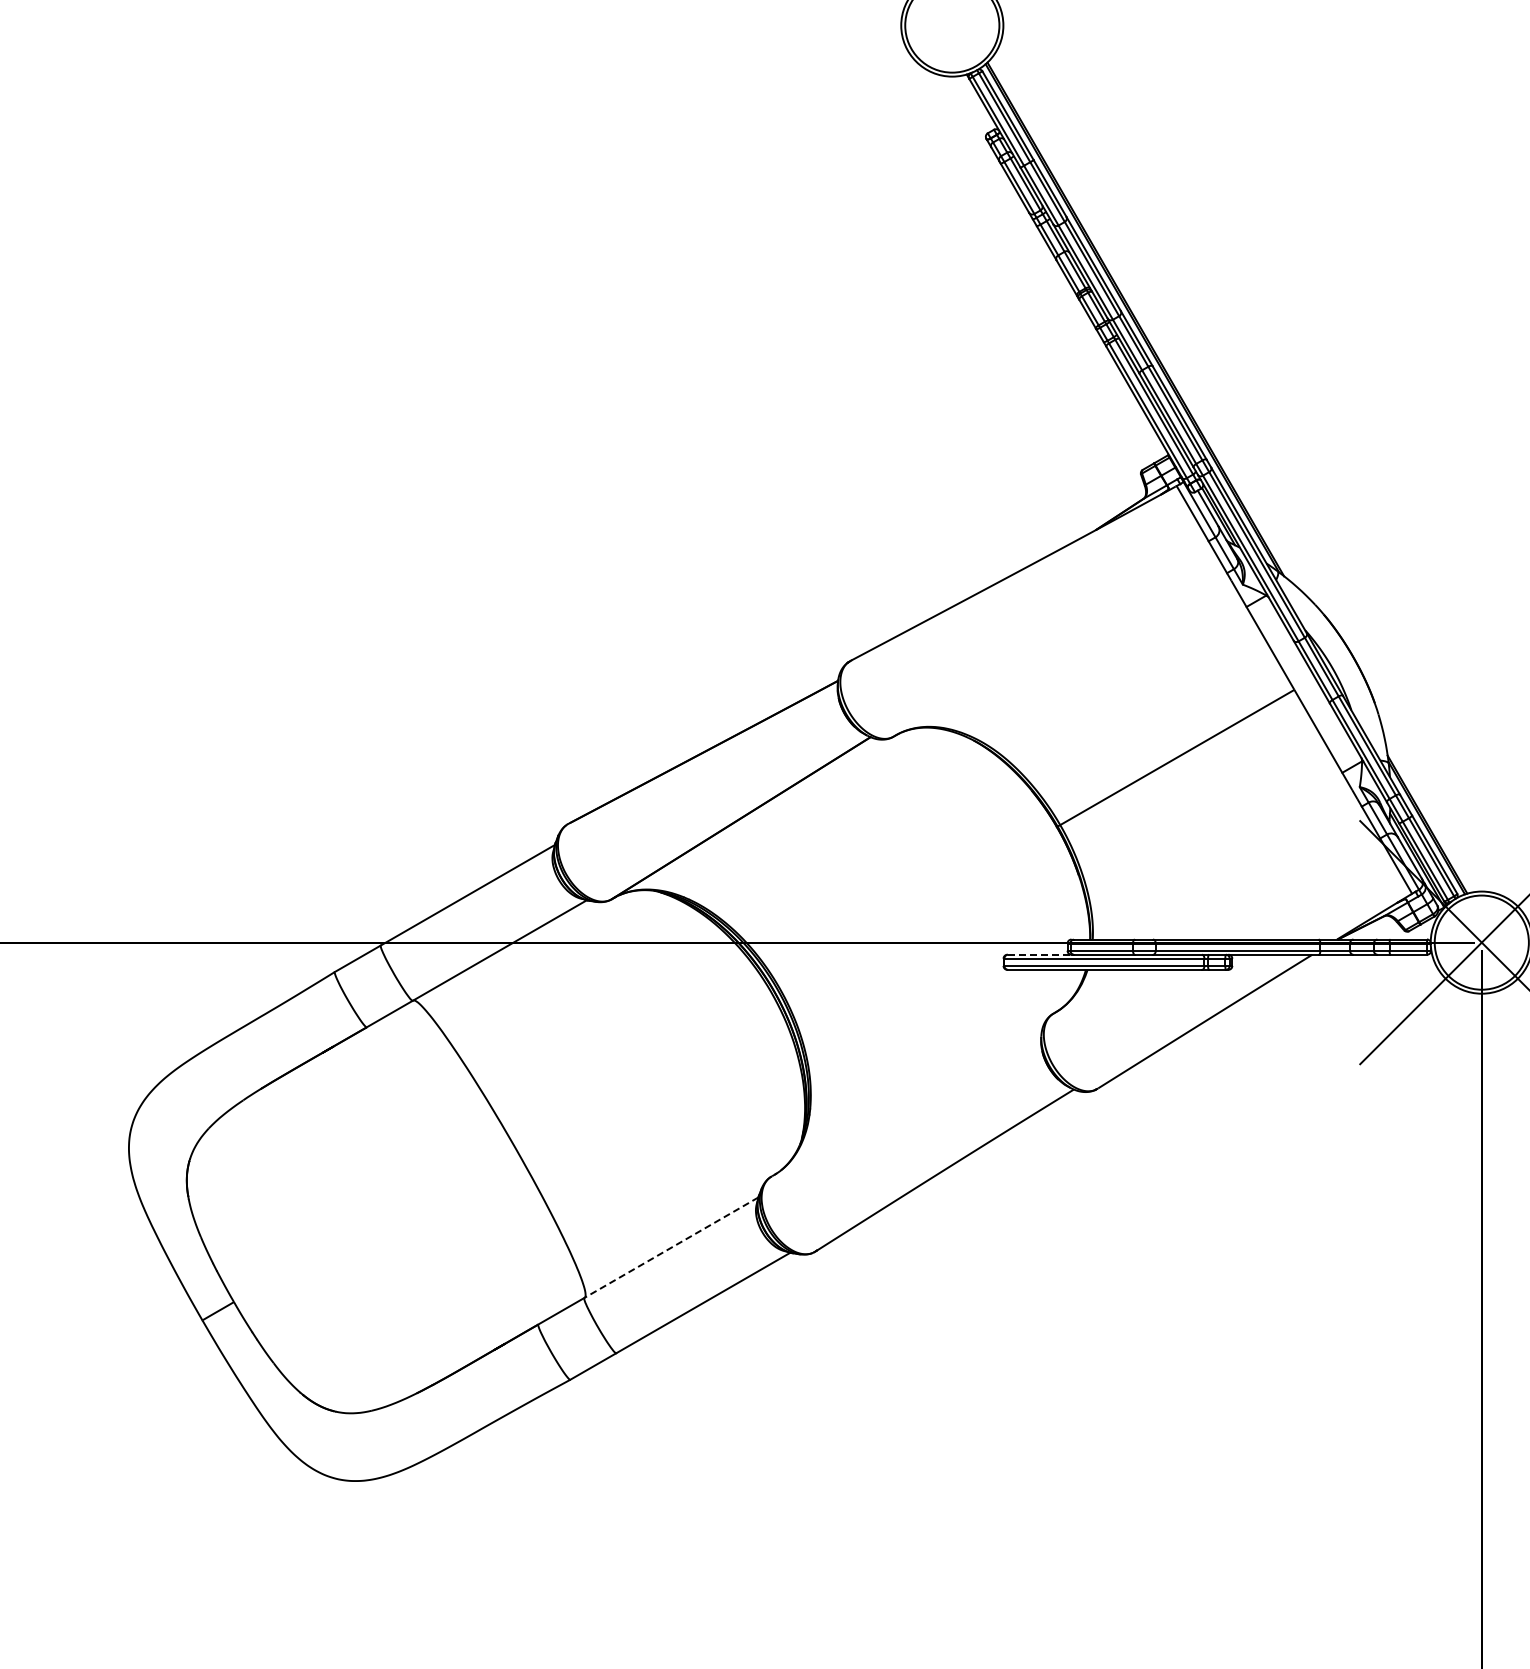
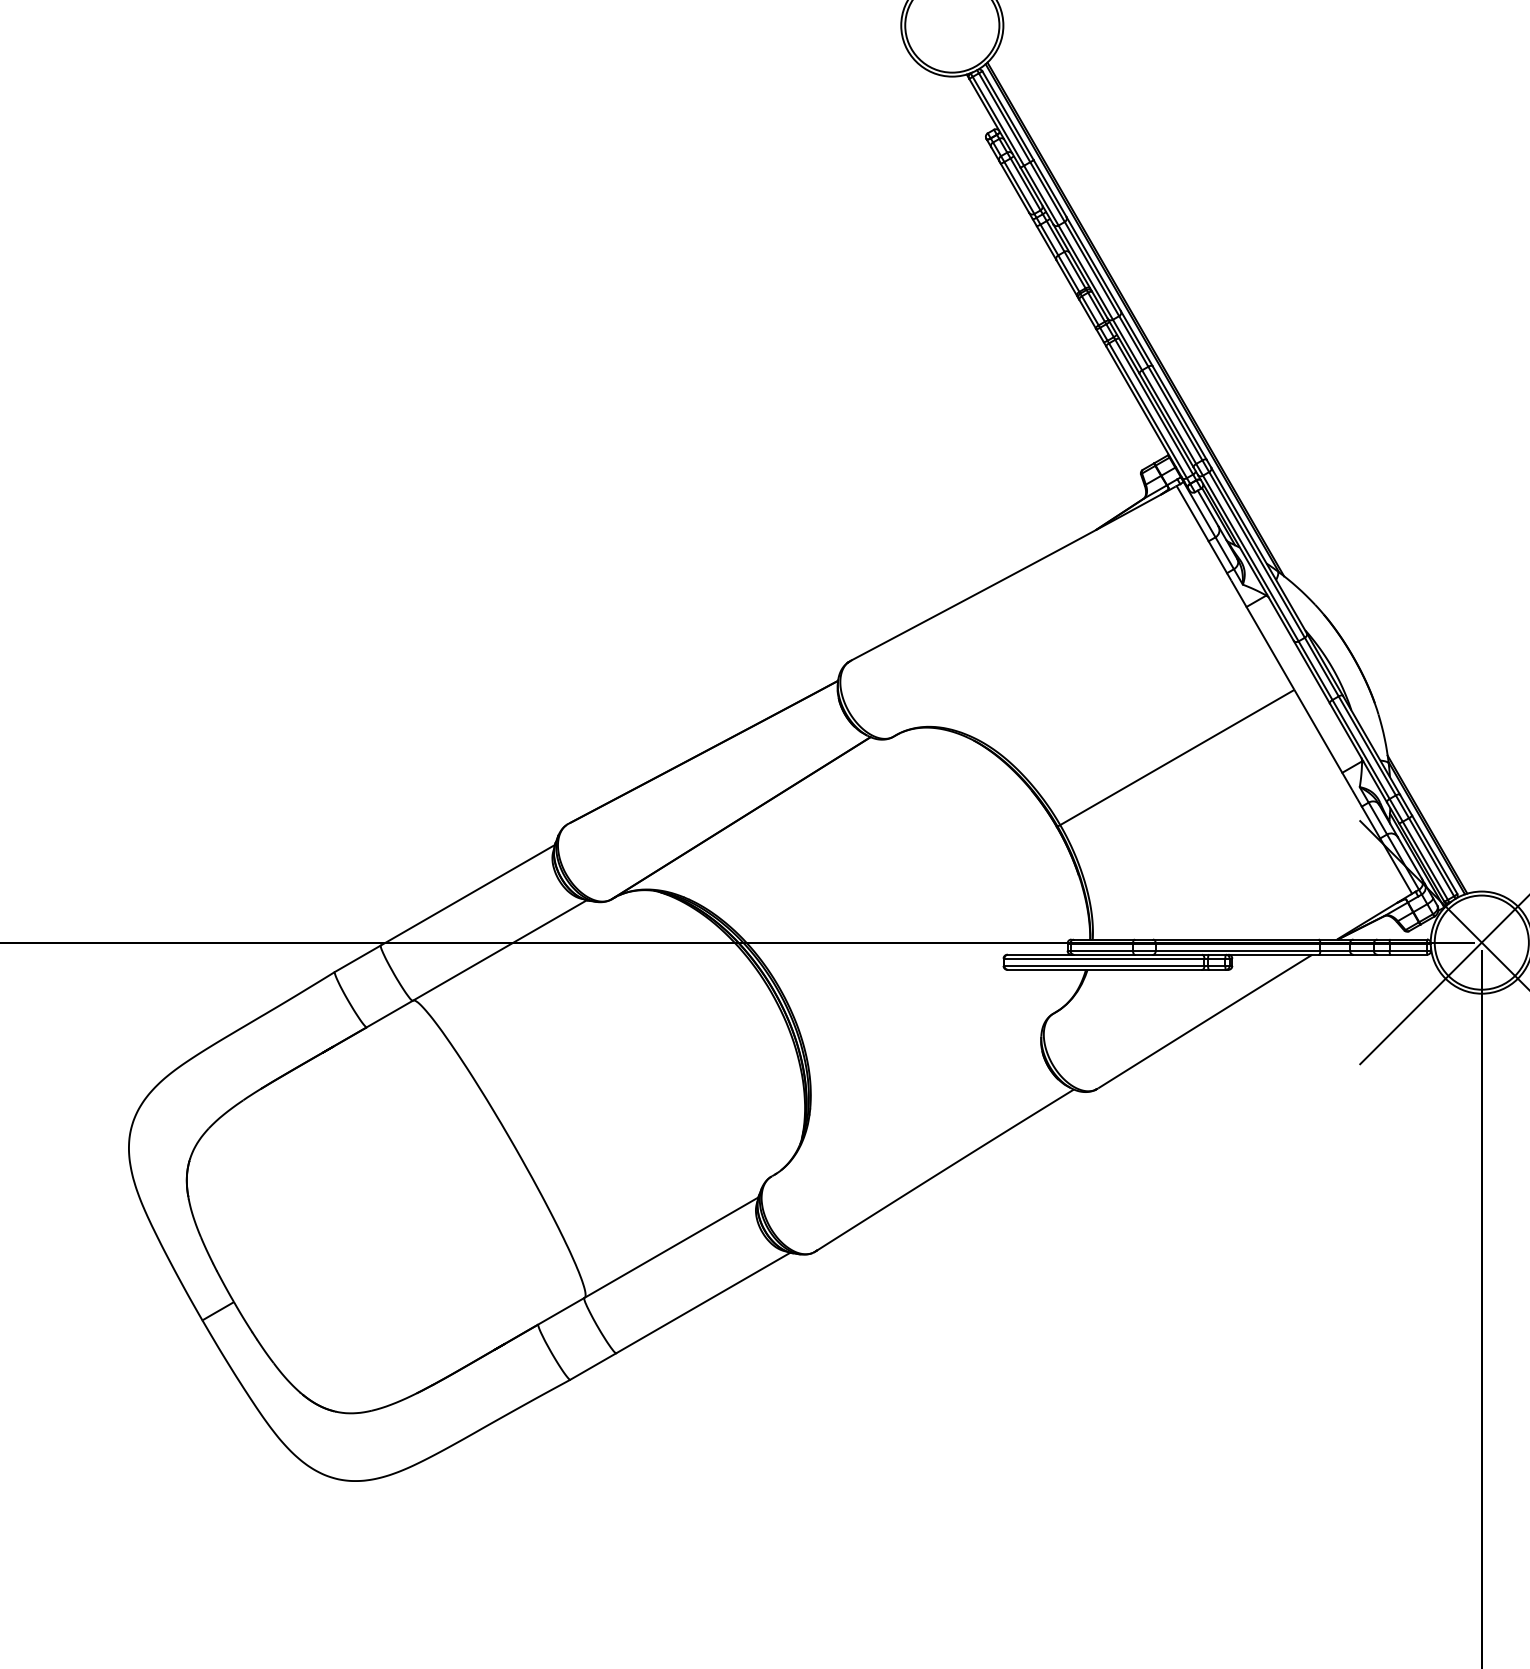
line: dashed -> solid (1039, 954)
line: dashed -> solid (671, 1247)
